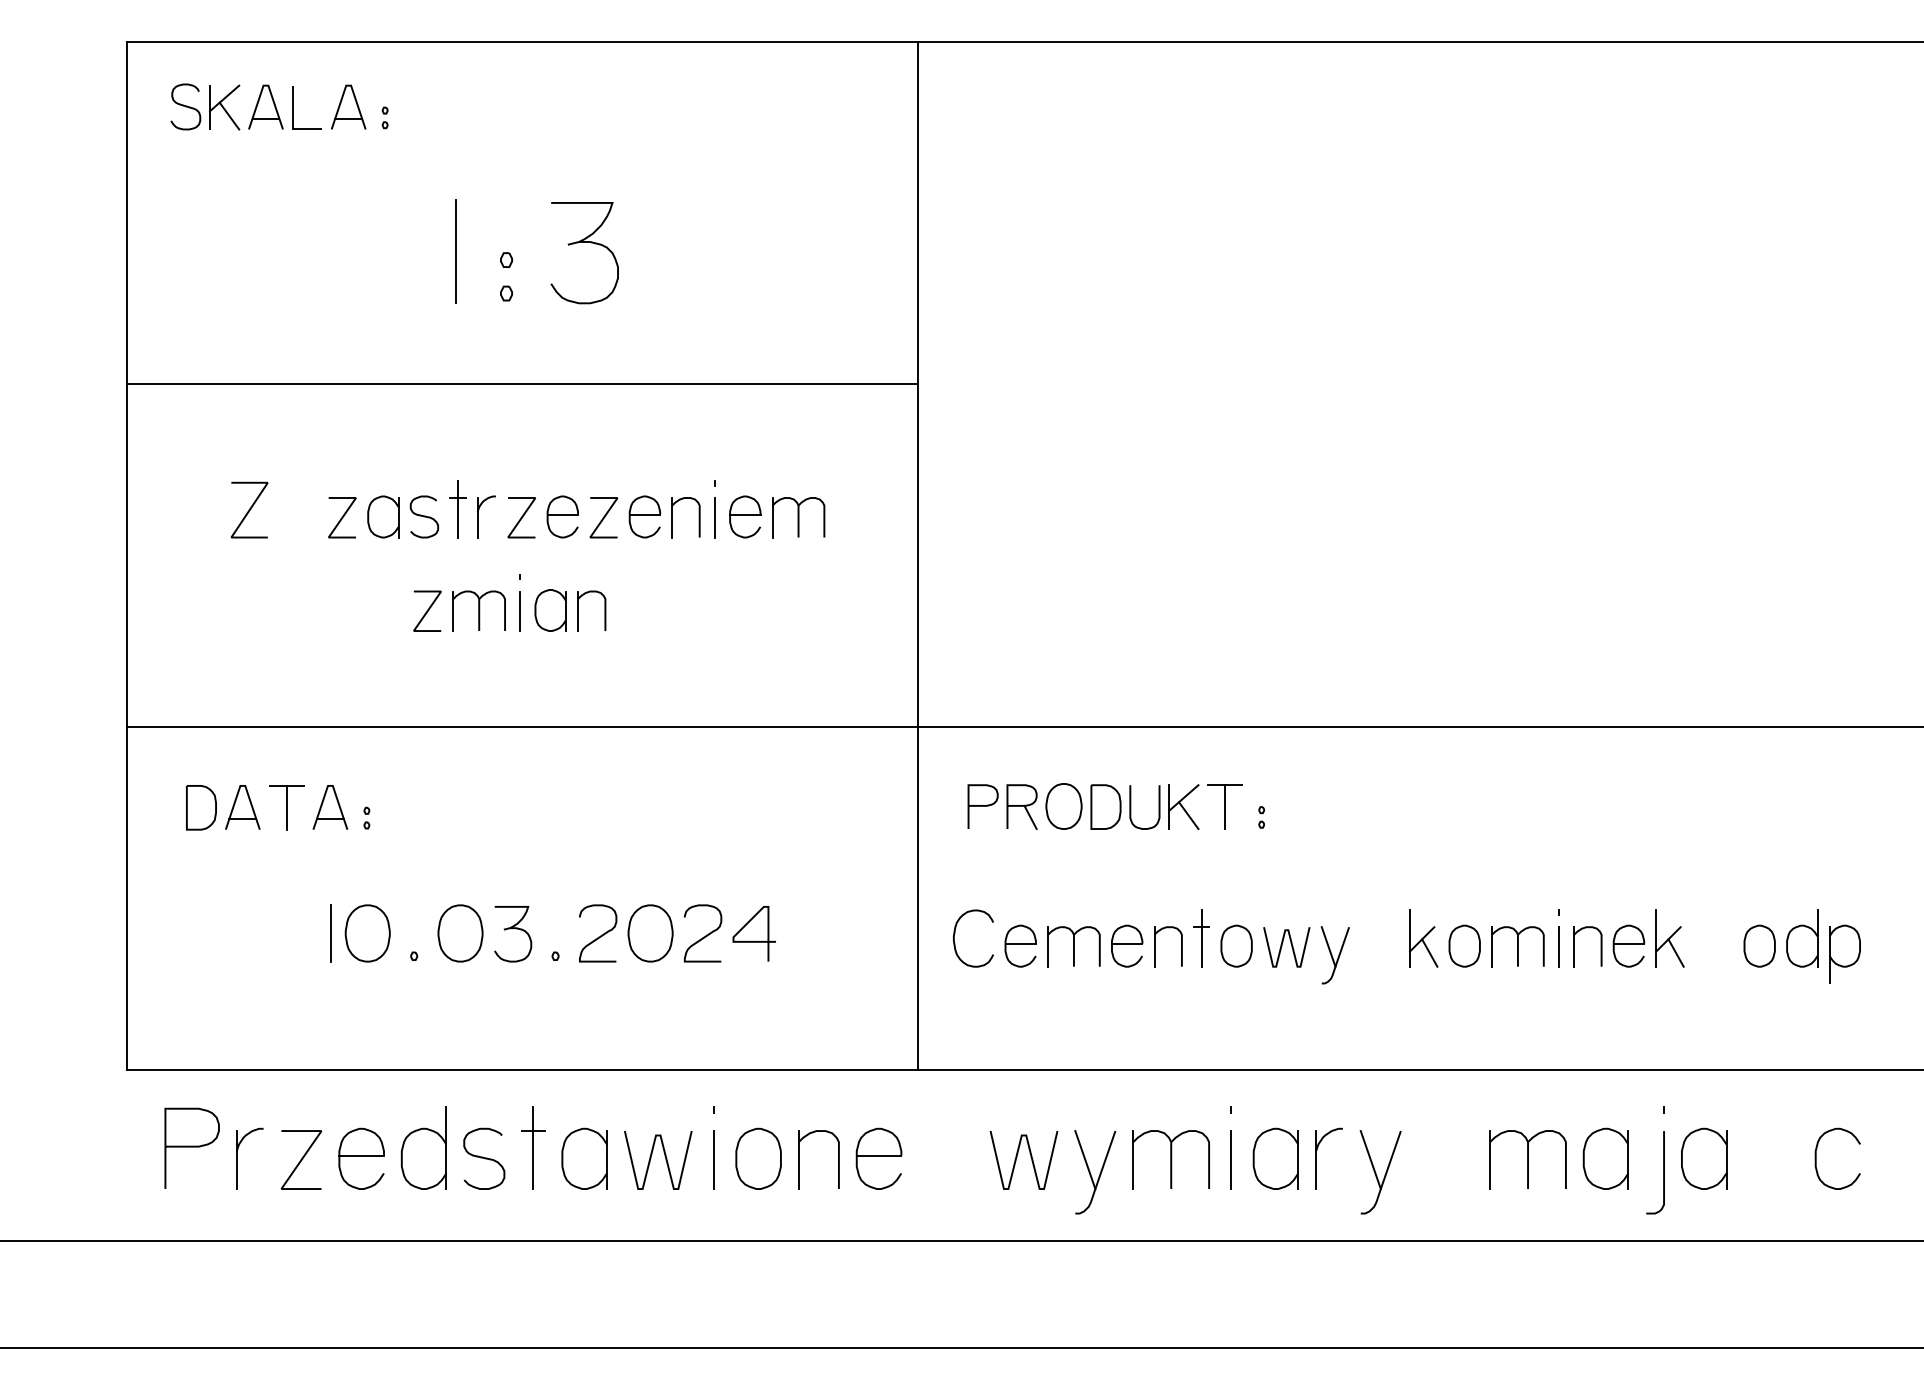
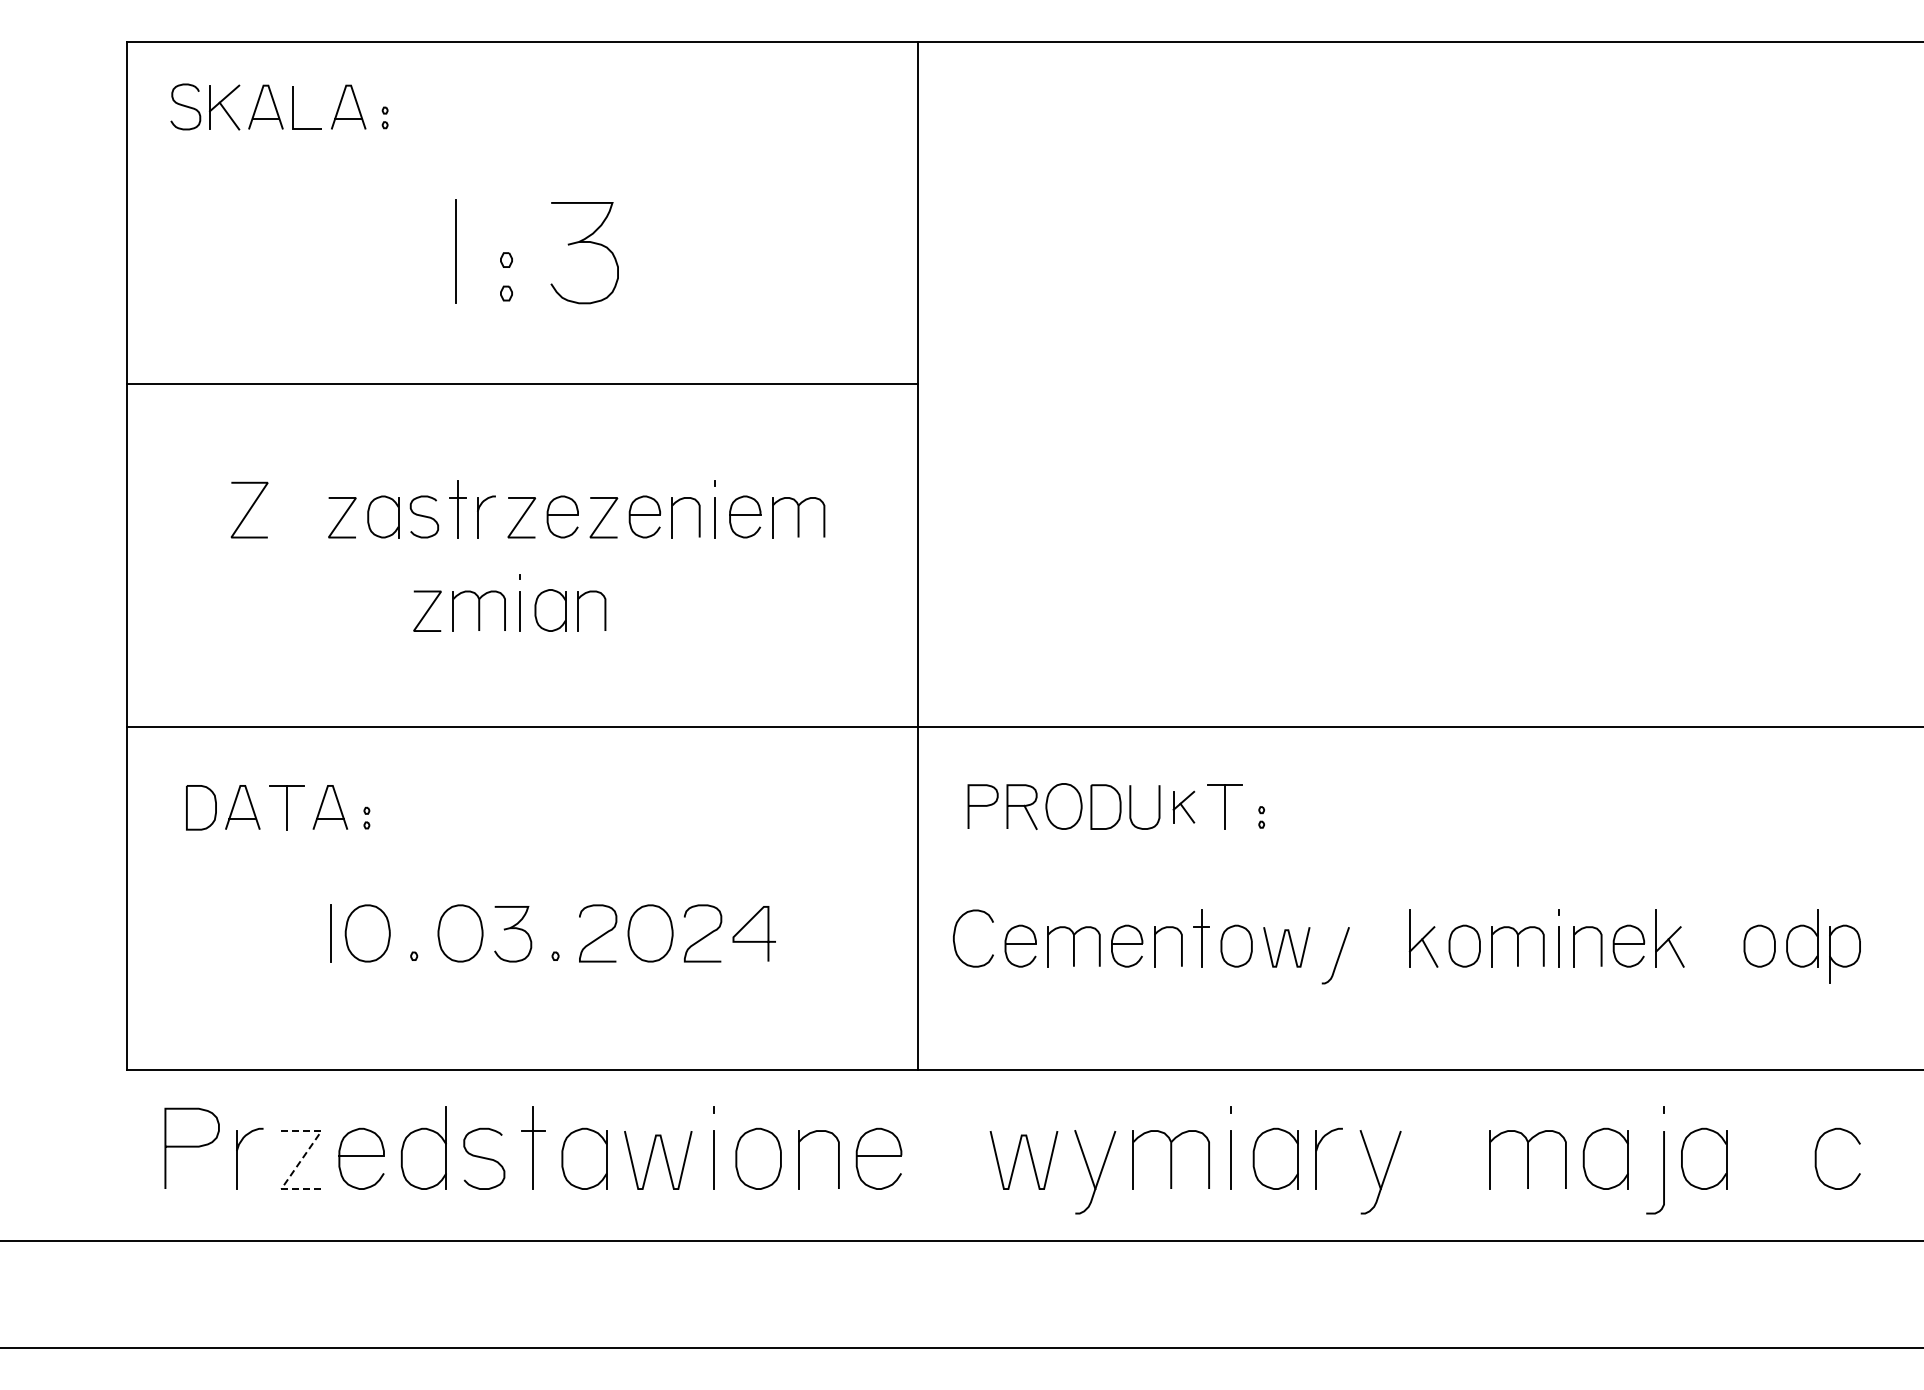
part size: 32x47 px -> 24x34 px (1183, 806)
line: present -> none (1328, 946)
line: solid -> dashed (301, 1160)
